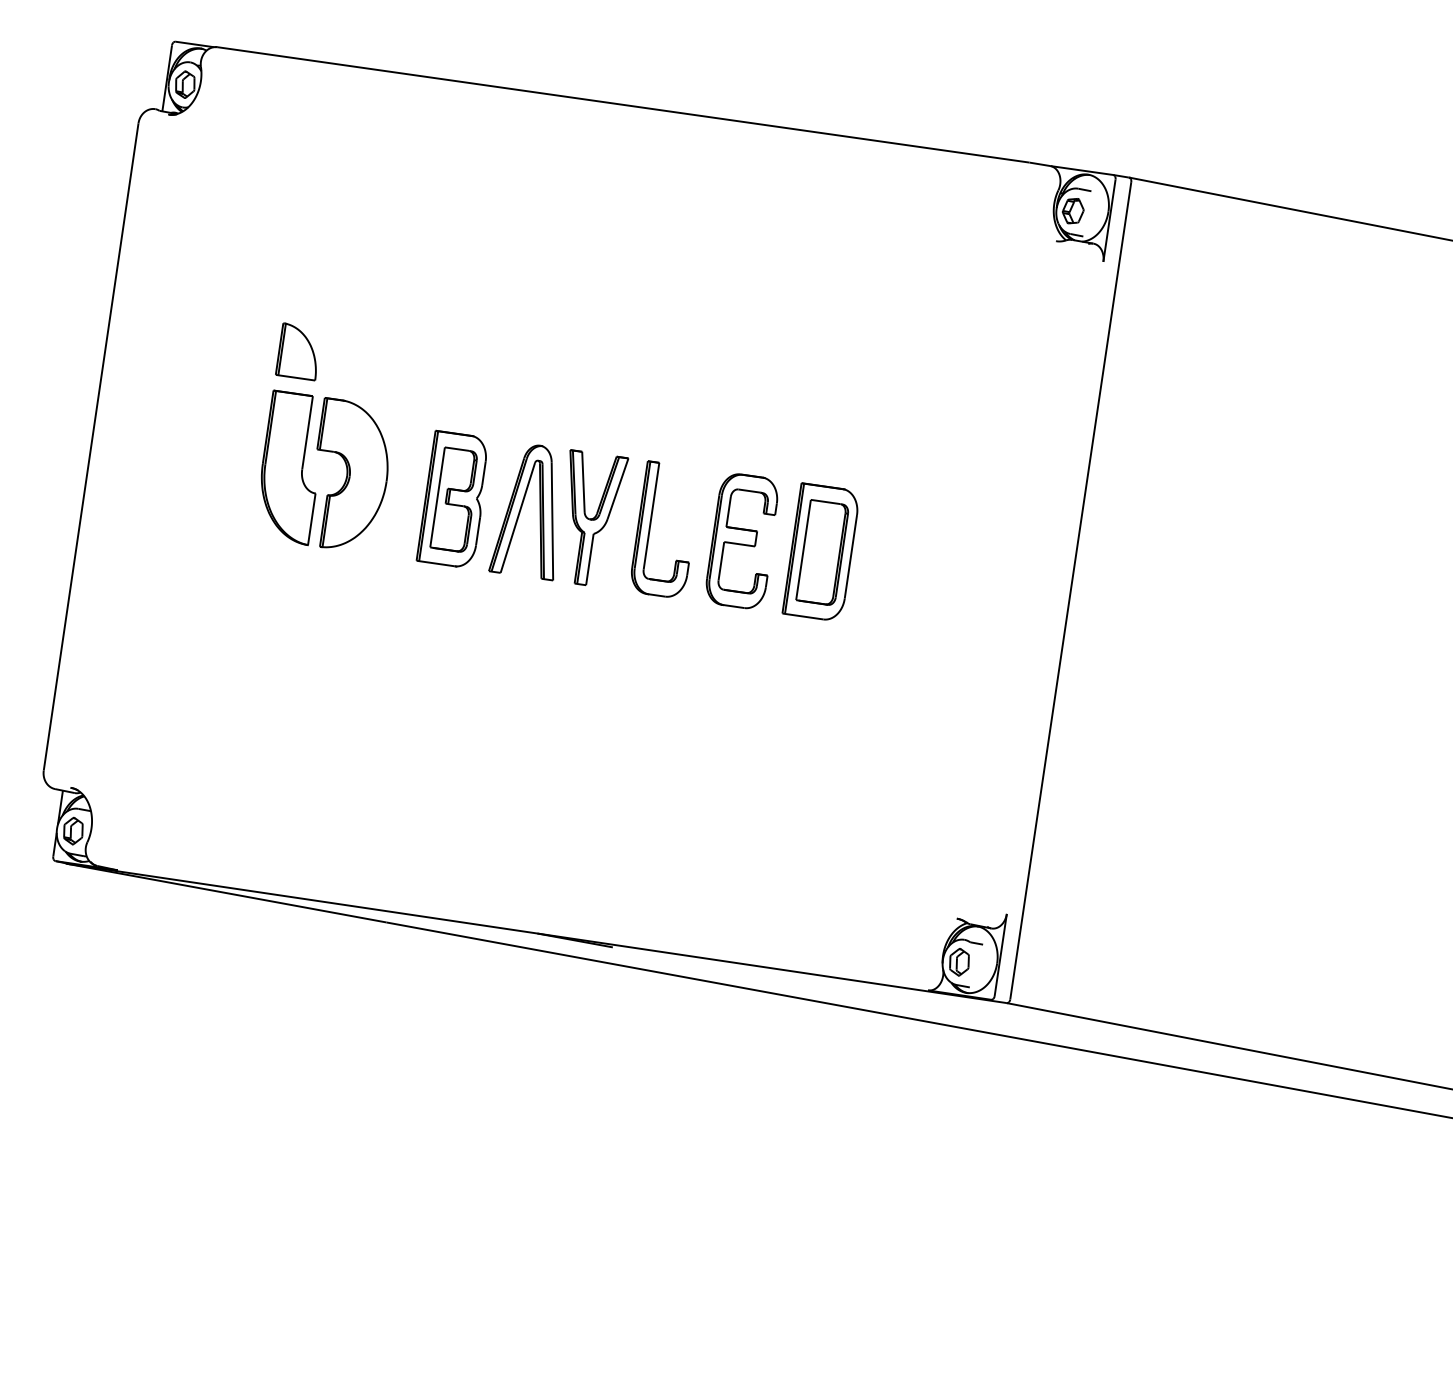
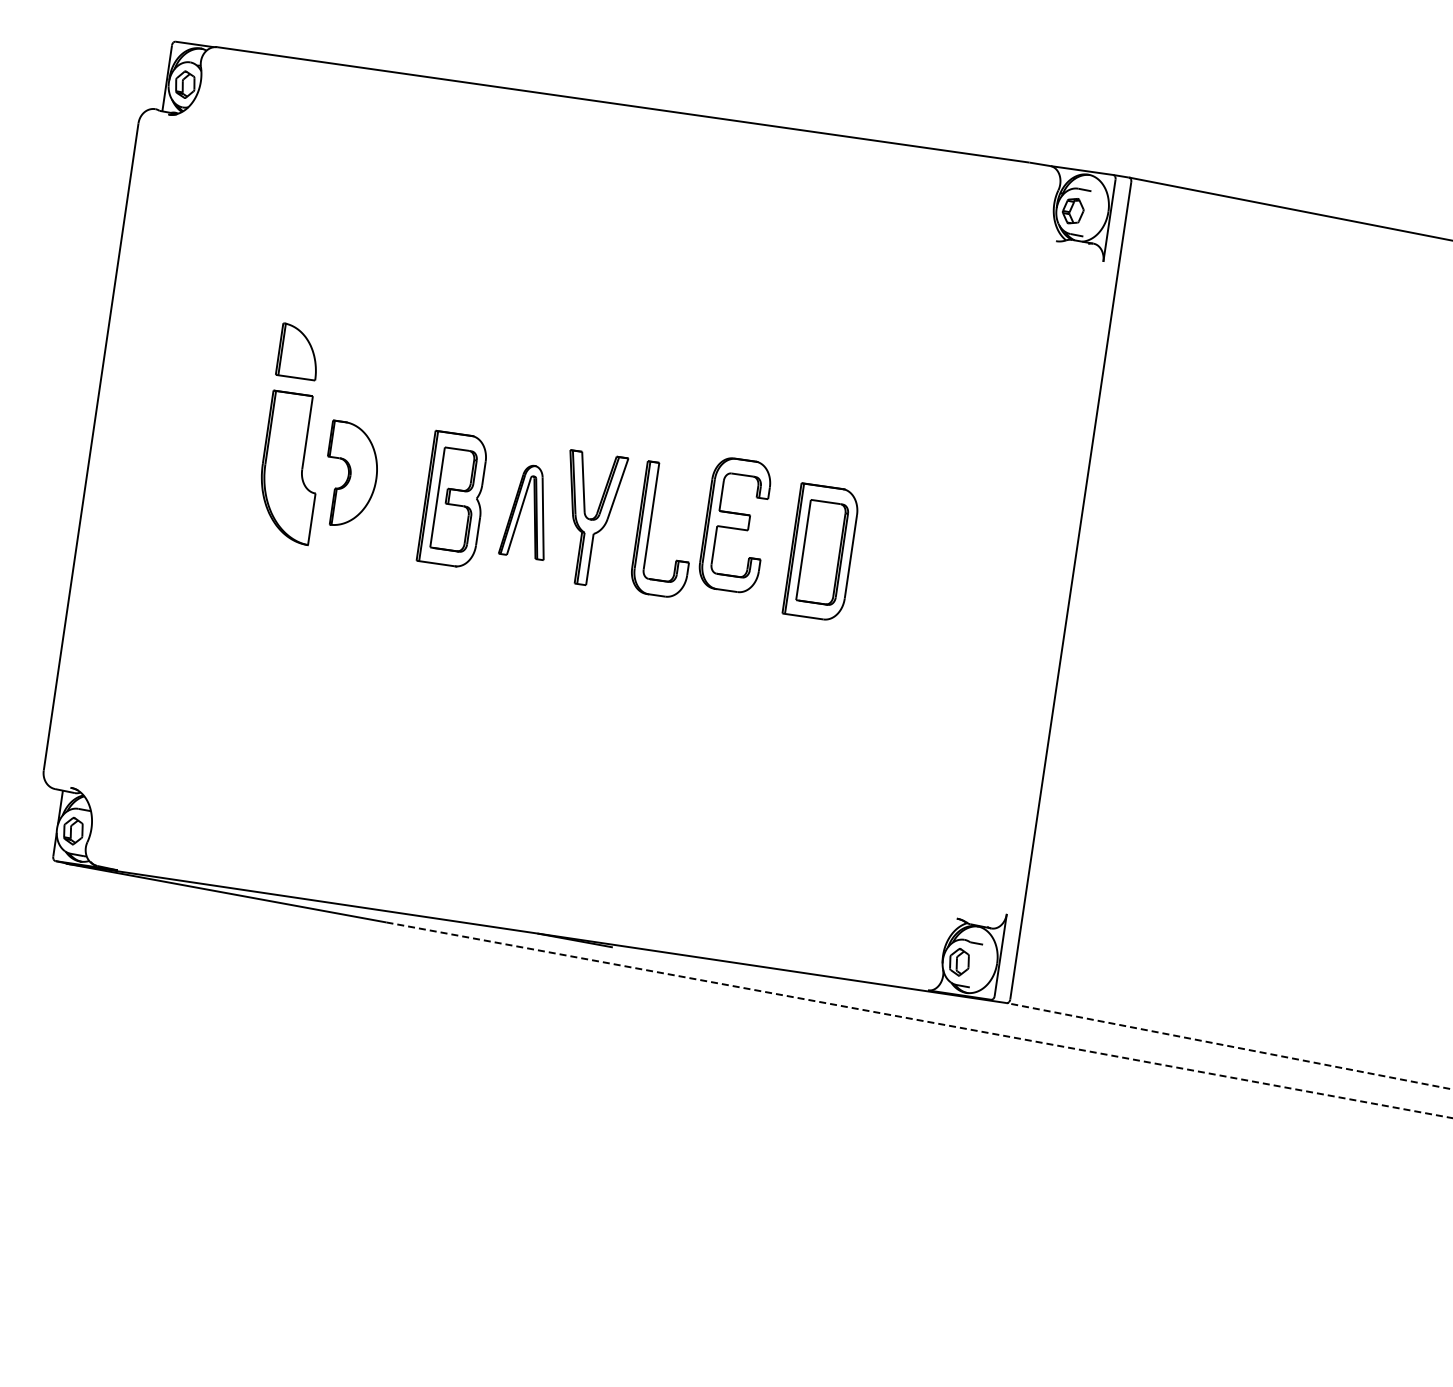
part size: 73x152 px -> 51x107 px (352, 472)
part size: 67x138 px -> 47x97 px (521, 512)
part position: (741, 541) -> (734, 525) (734, 525)
line: solid -> dashed (919, 1020)
line: solid -> dashed (1229, 1046)
